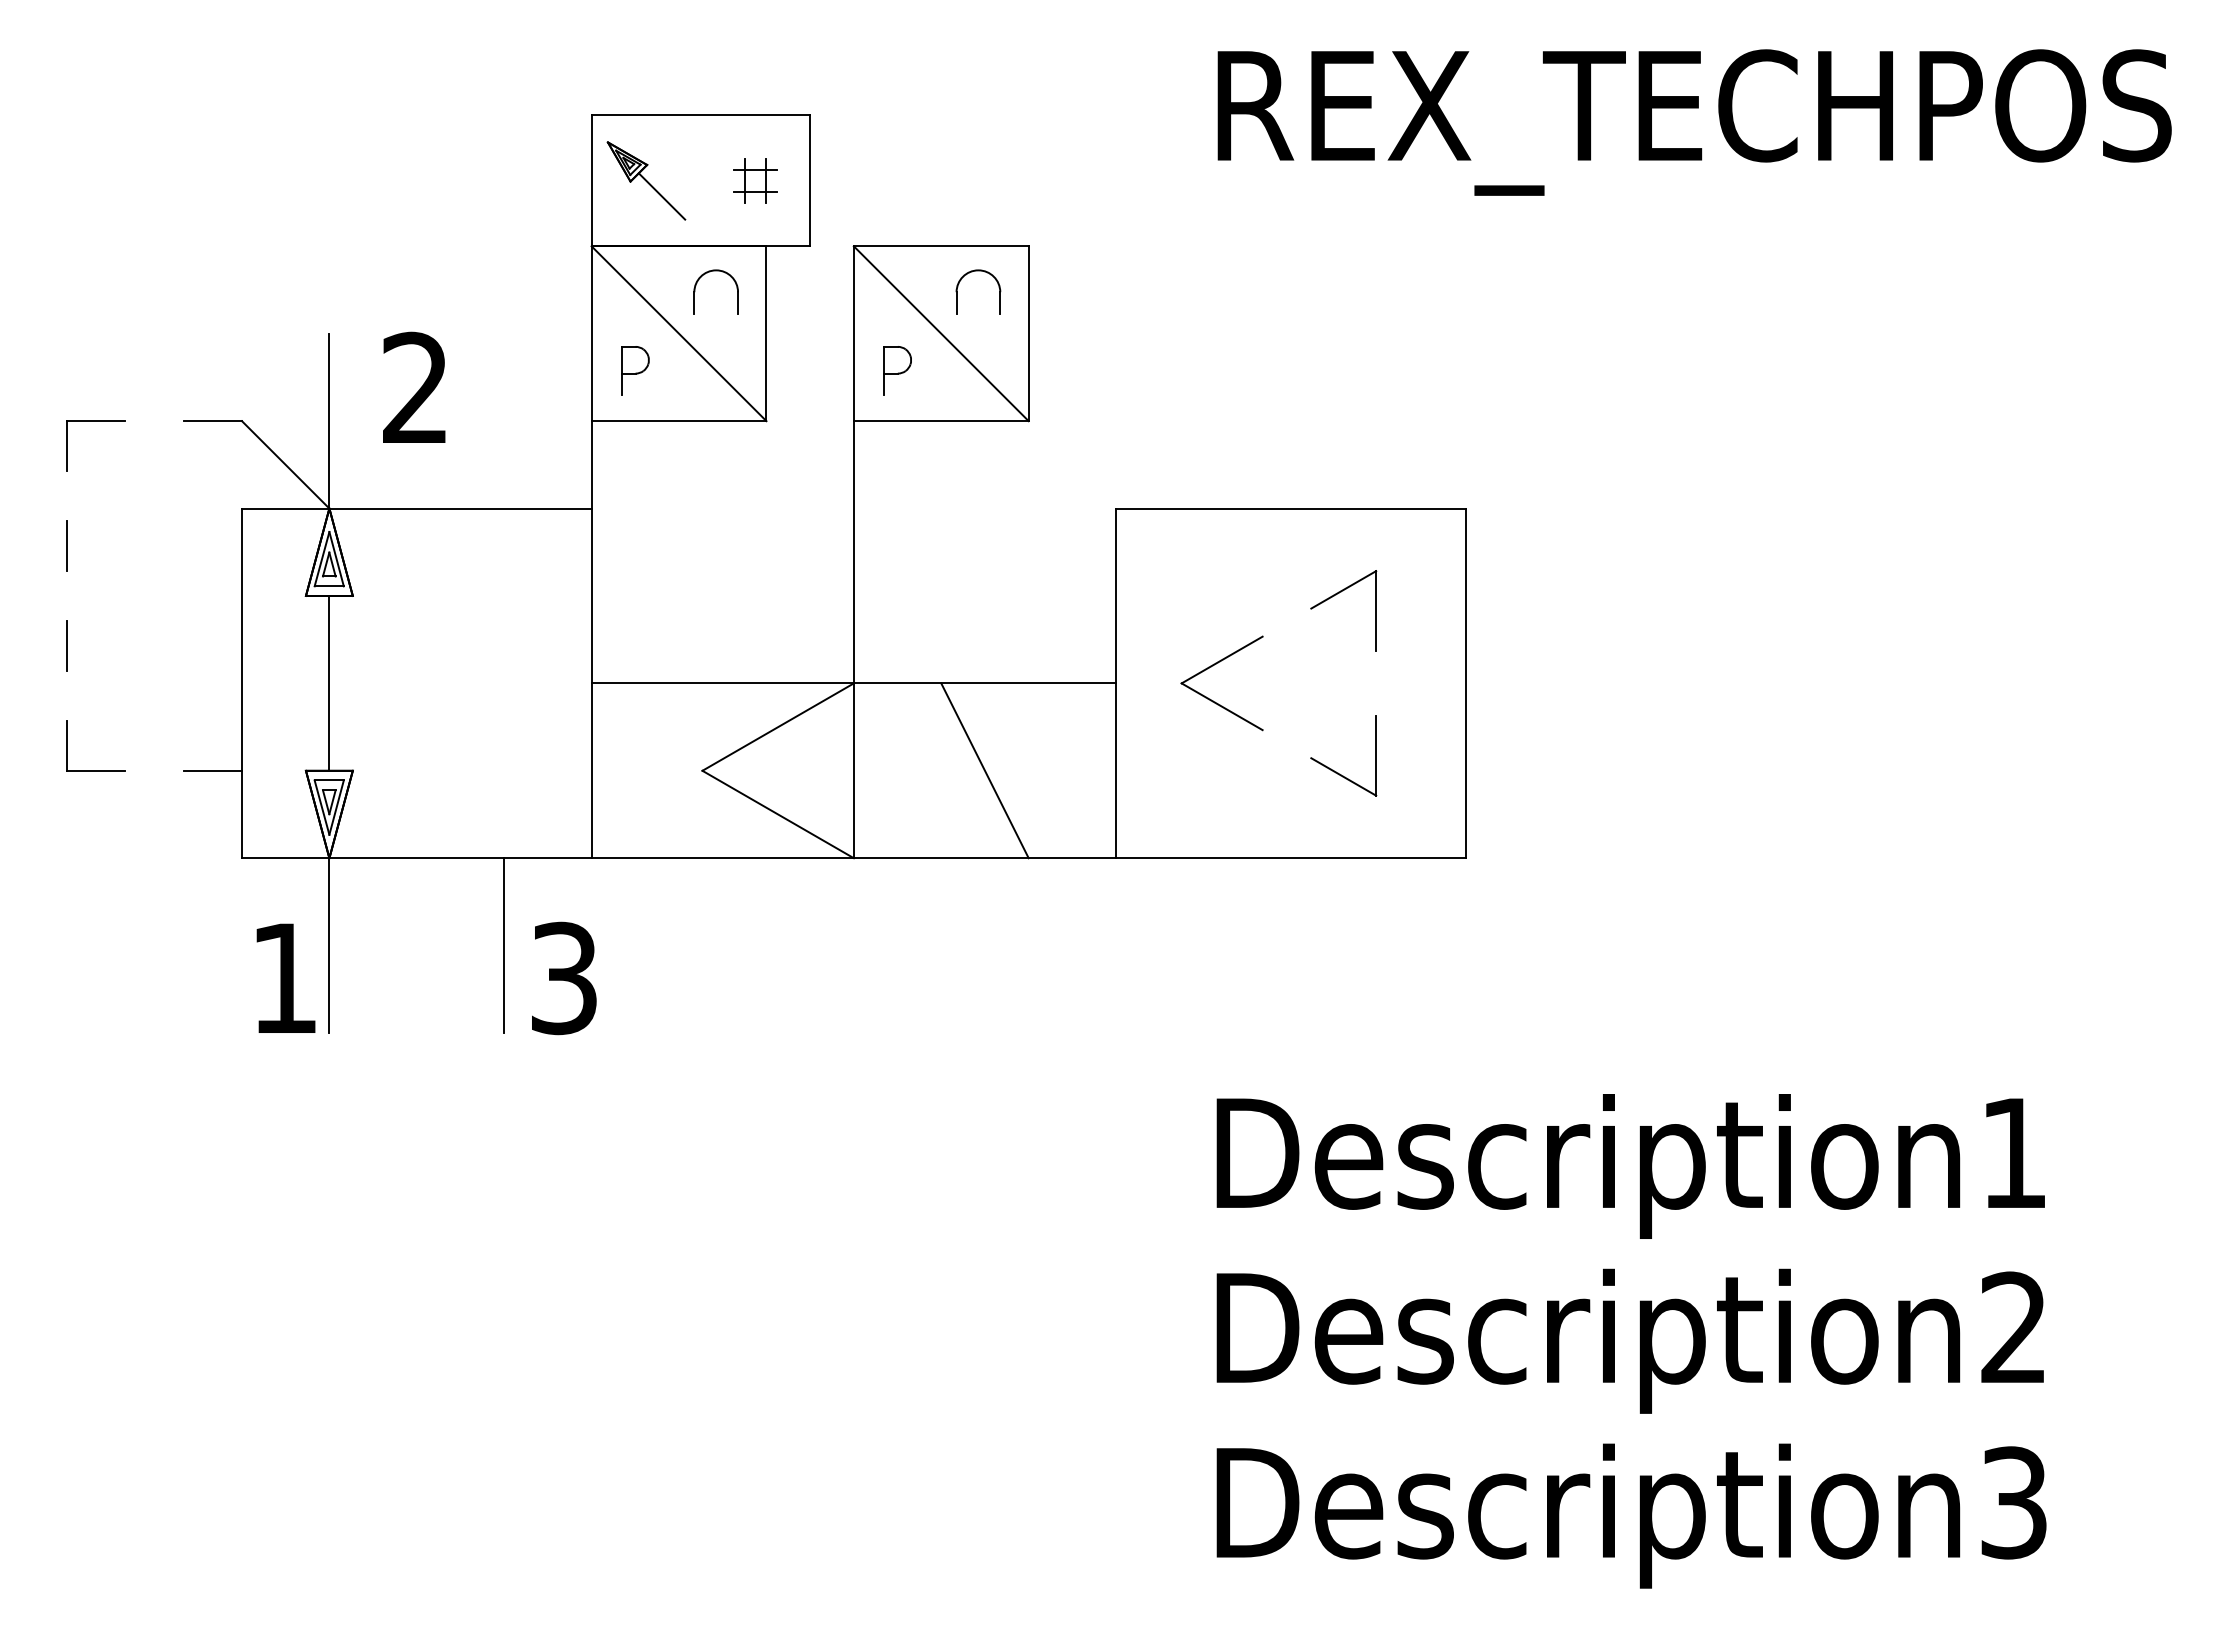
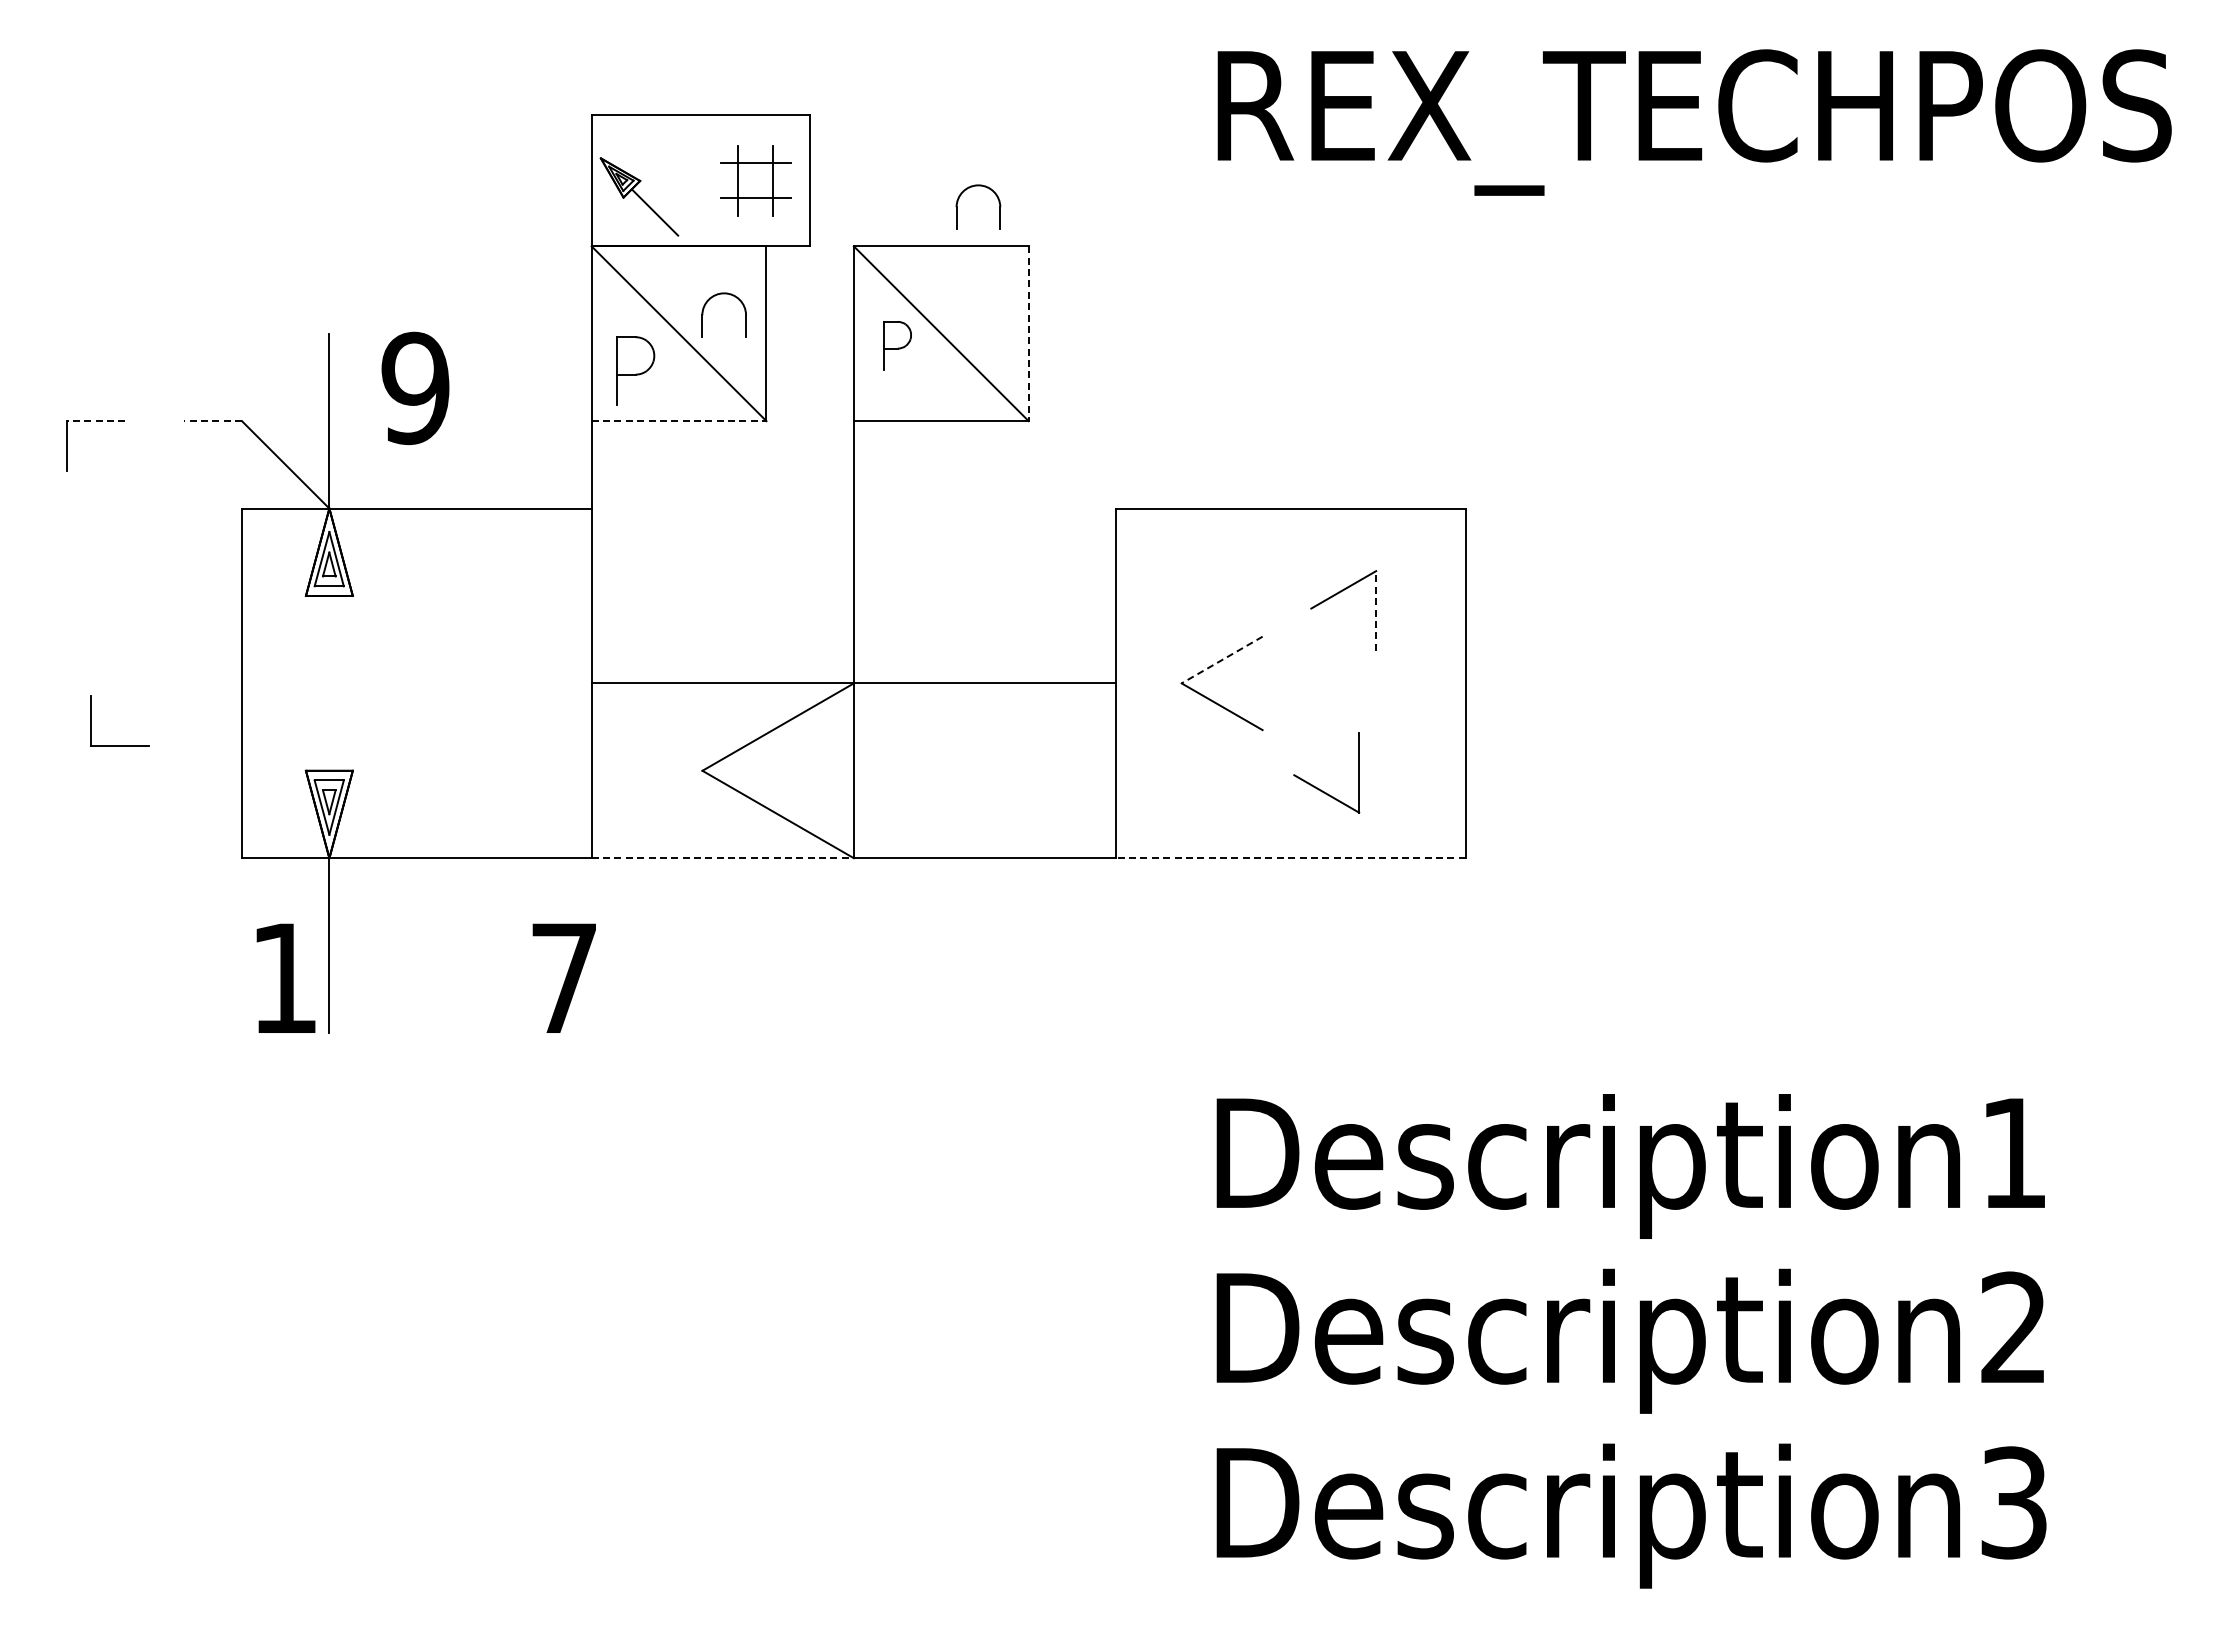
part position: (646, 180) -> (639, 196) (639, 196)
part size: 45x46 px -> 72x72 px (755, 180)
part position: (710, 272) -> (718, 295) (718, 295)
part position: (972, 272) -> (972, 187) (972, 187)
line: solid -> dashed (1028, 334)
part size: 29x50 px -> 40x70 px (635, 370)
part position: (897, 370) -> (897, 345) (897, 345)
text: 2 -> 9 (415, 388)
line: solid -> dashed (95, 421)
line: solid -> dashed (212, 421)
line: solid -> dashed (679, 421)
line: present -> none (67, 546)
line: solid -> dashed (1376, 610)
line: present -> none (67, 645)
line: solid -> dashed (1222, 660)
line: present -> none (329, 682)
part position: (95, 770) -> (119, 745) (119, 745)
line: present -> none (212, 770)
line: present -> none (984, 770)
part position: (1336, 771) -> (1319, 788) (1319, 788)
line: solid -> dashed (723, 858)
line: solid -> dashed (1290, 858)
line: present -> none (504, 945)
text: 3 -> 7 (564, 978)
